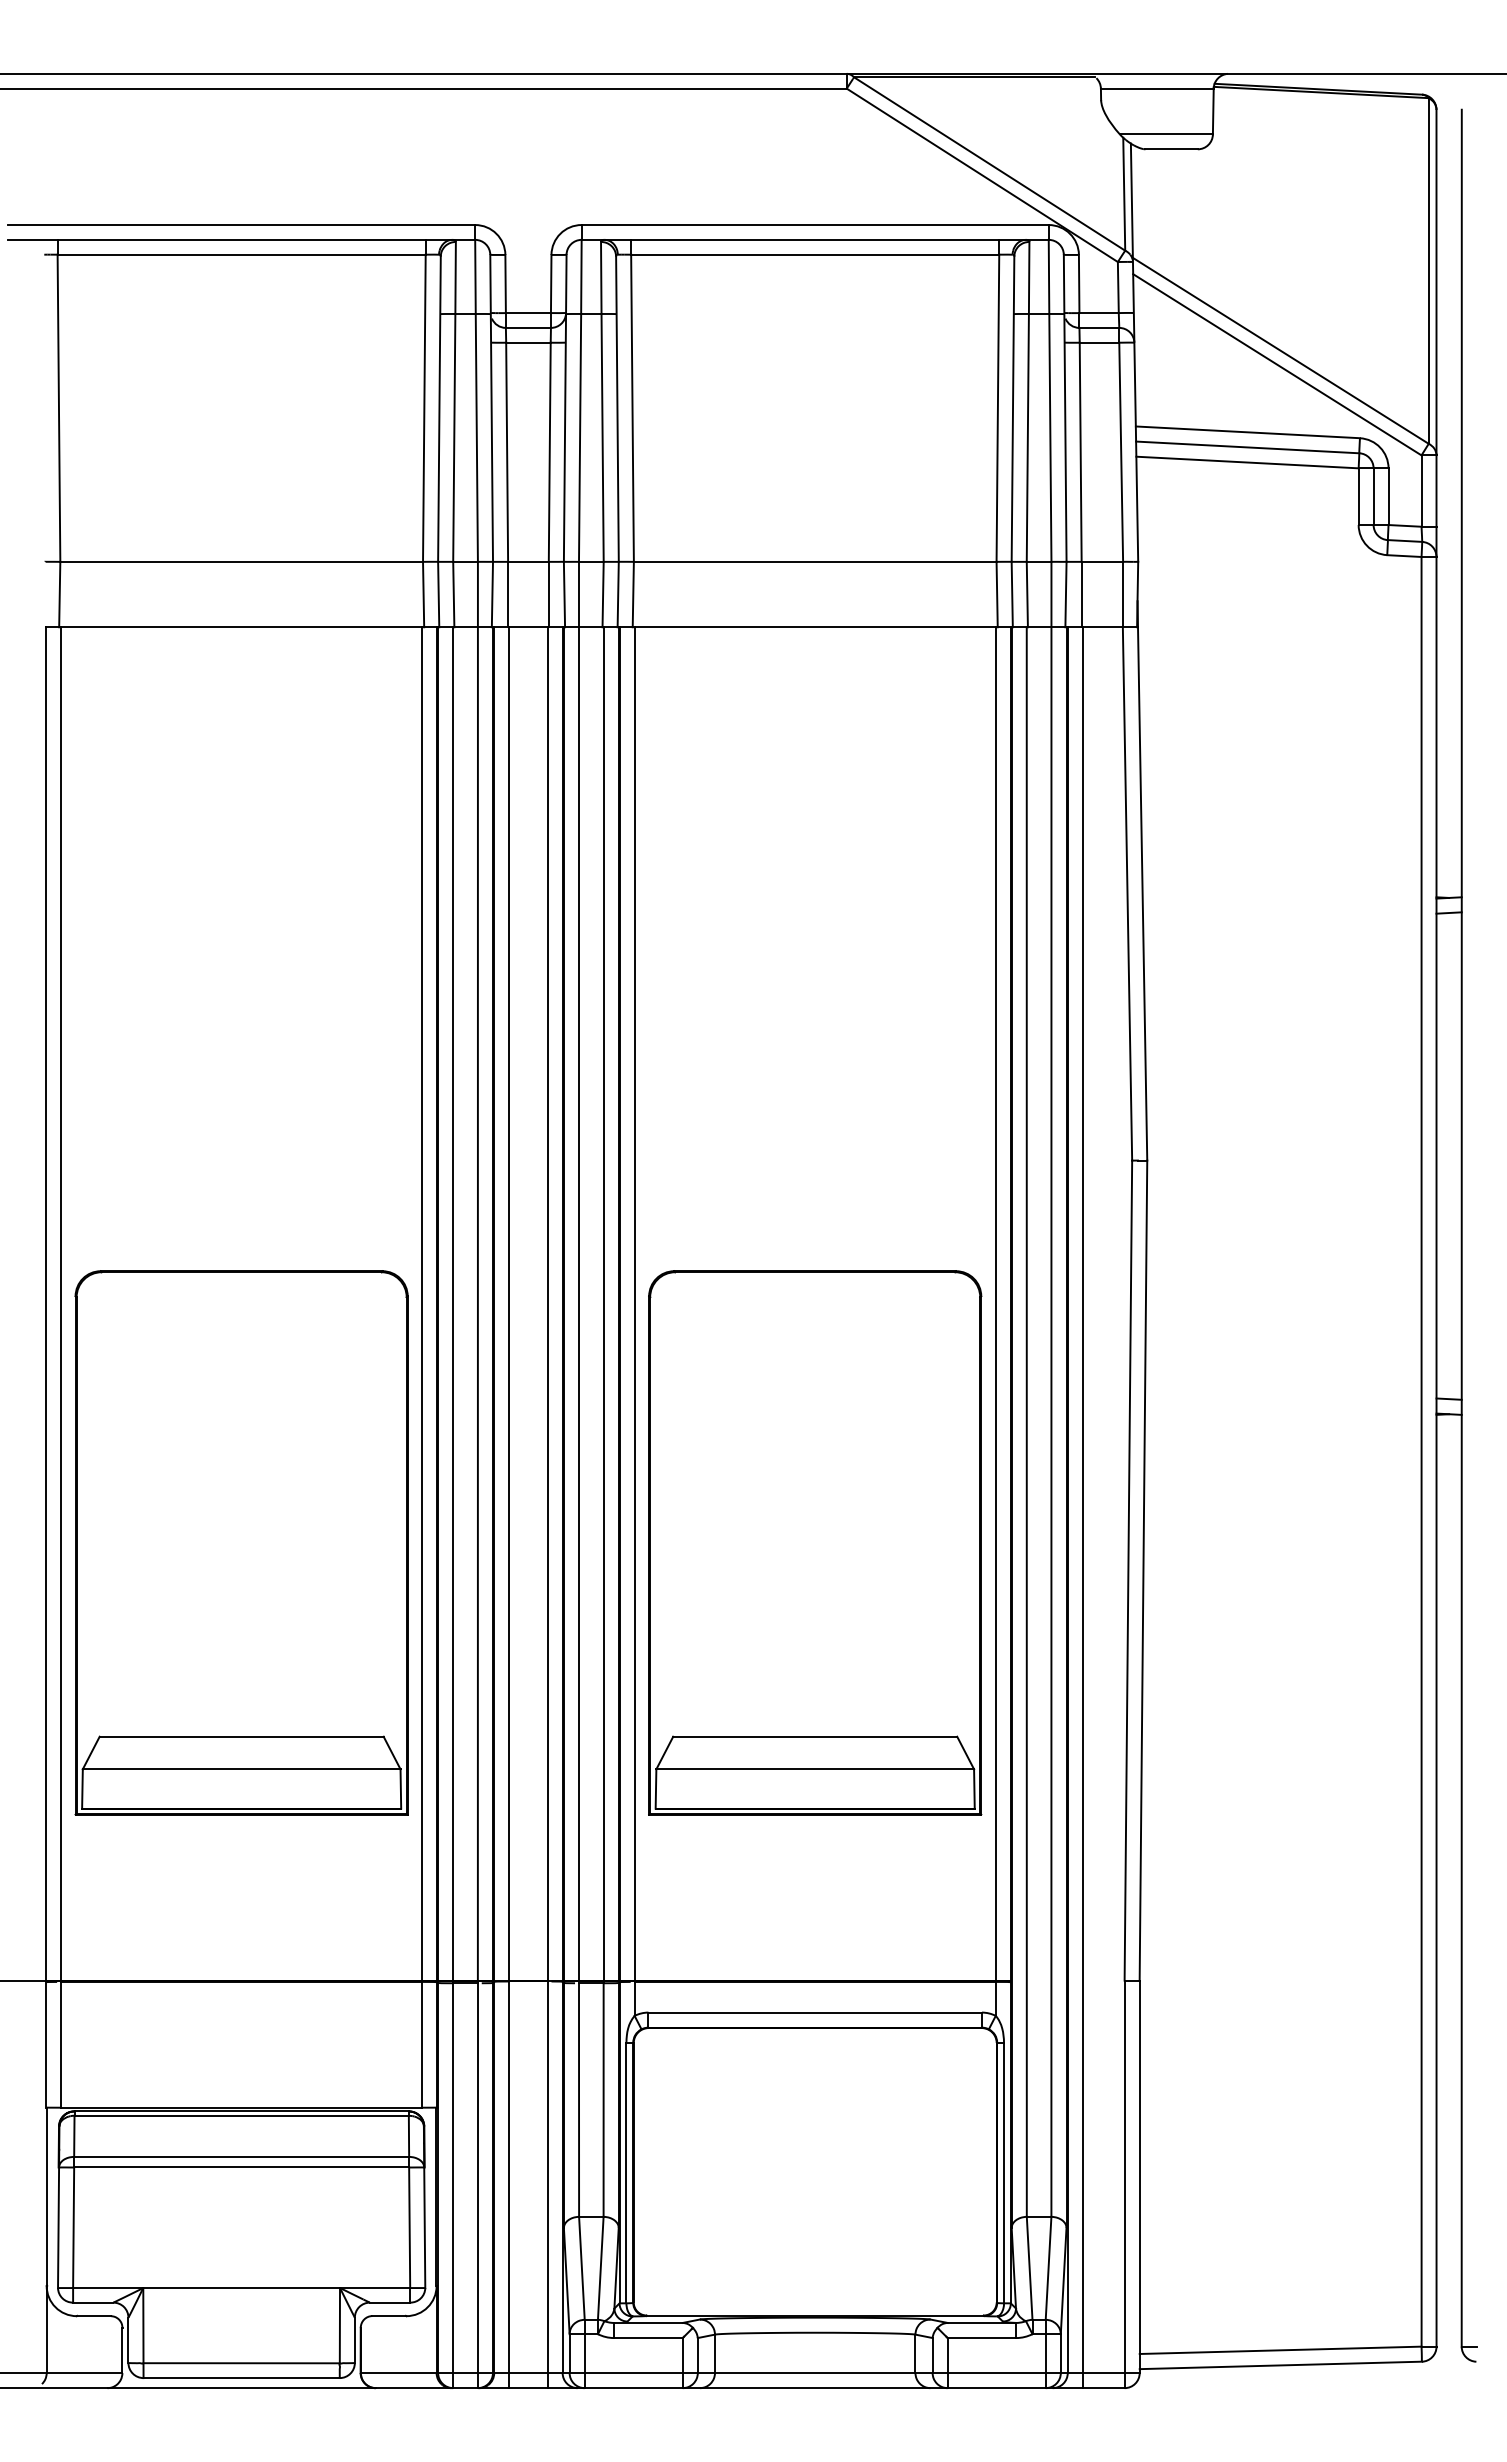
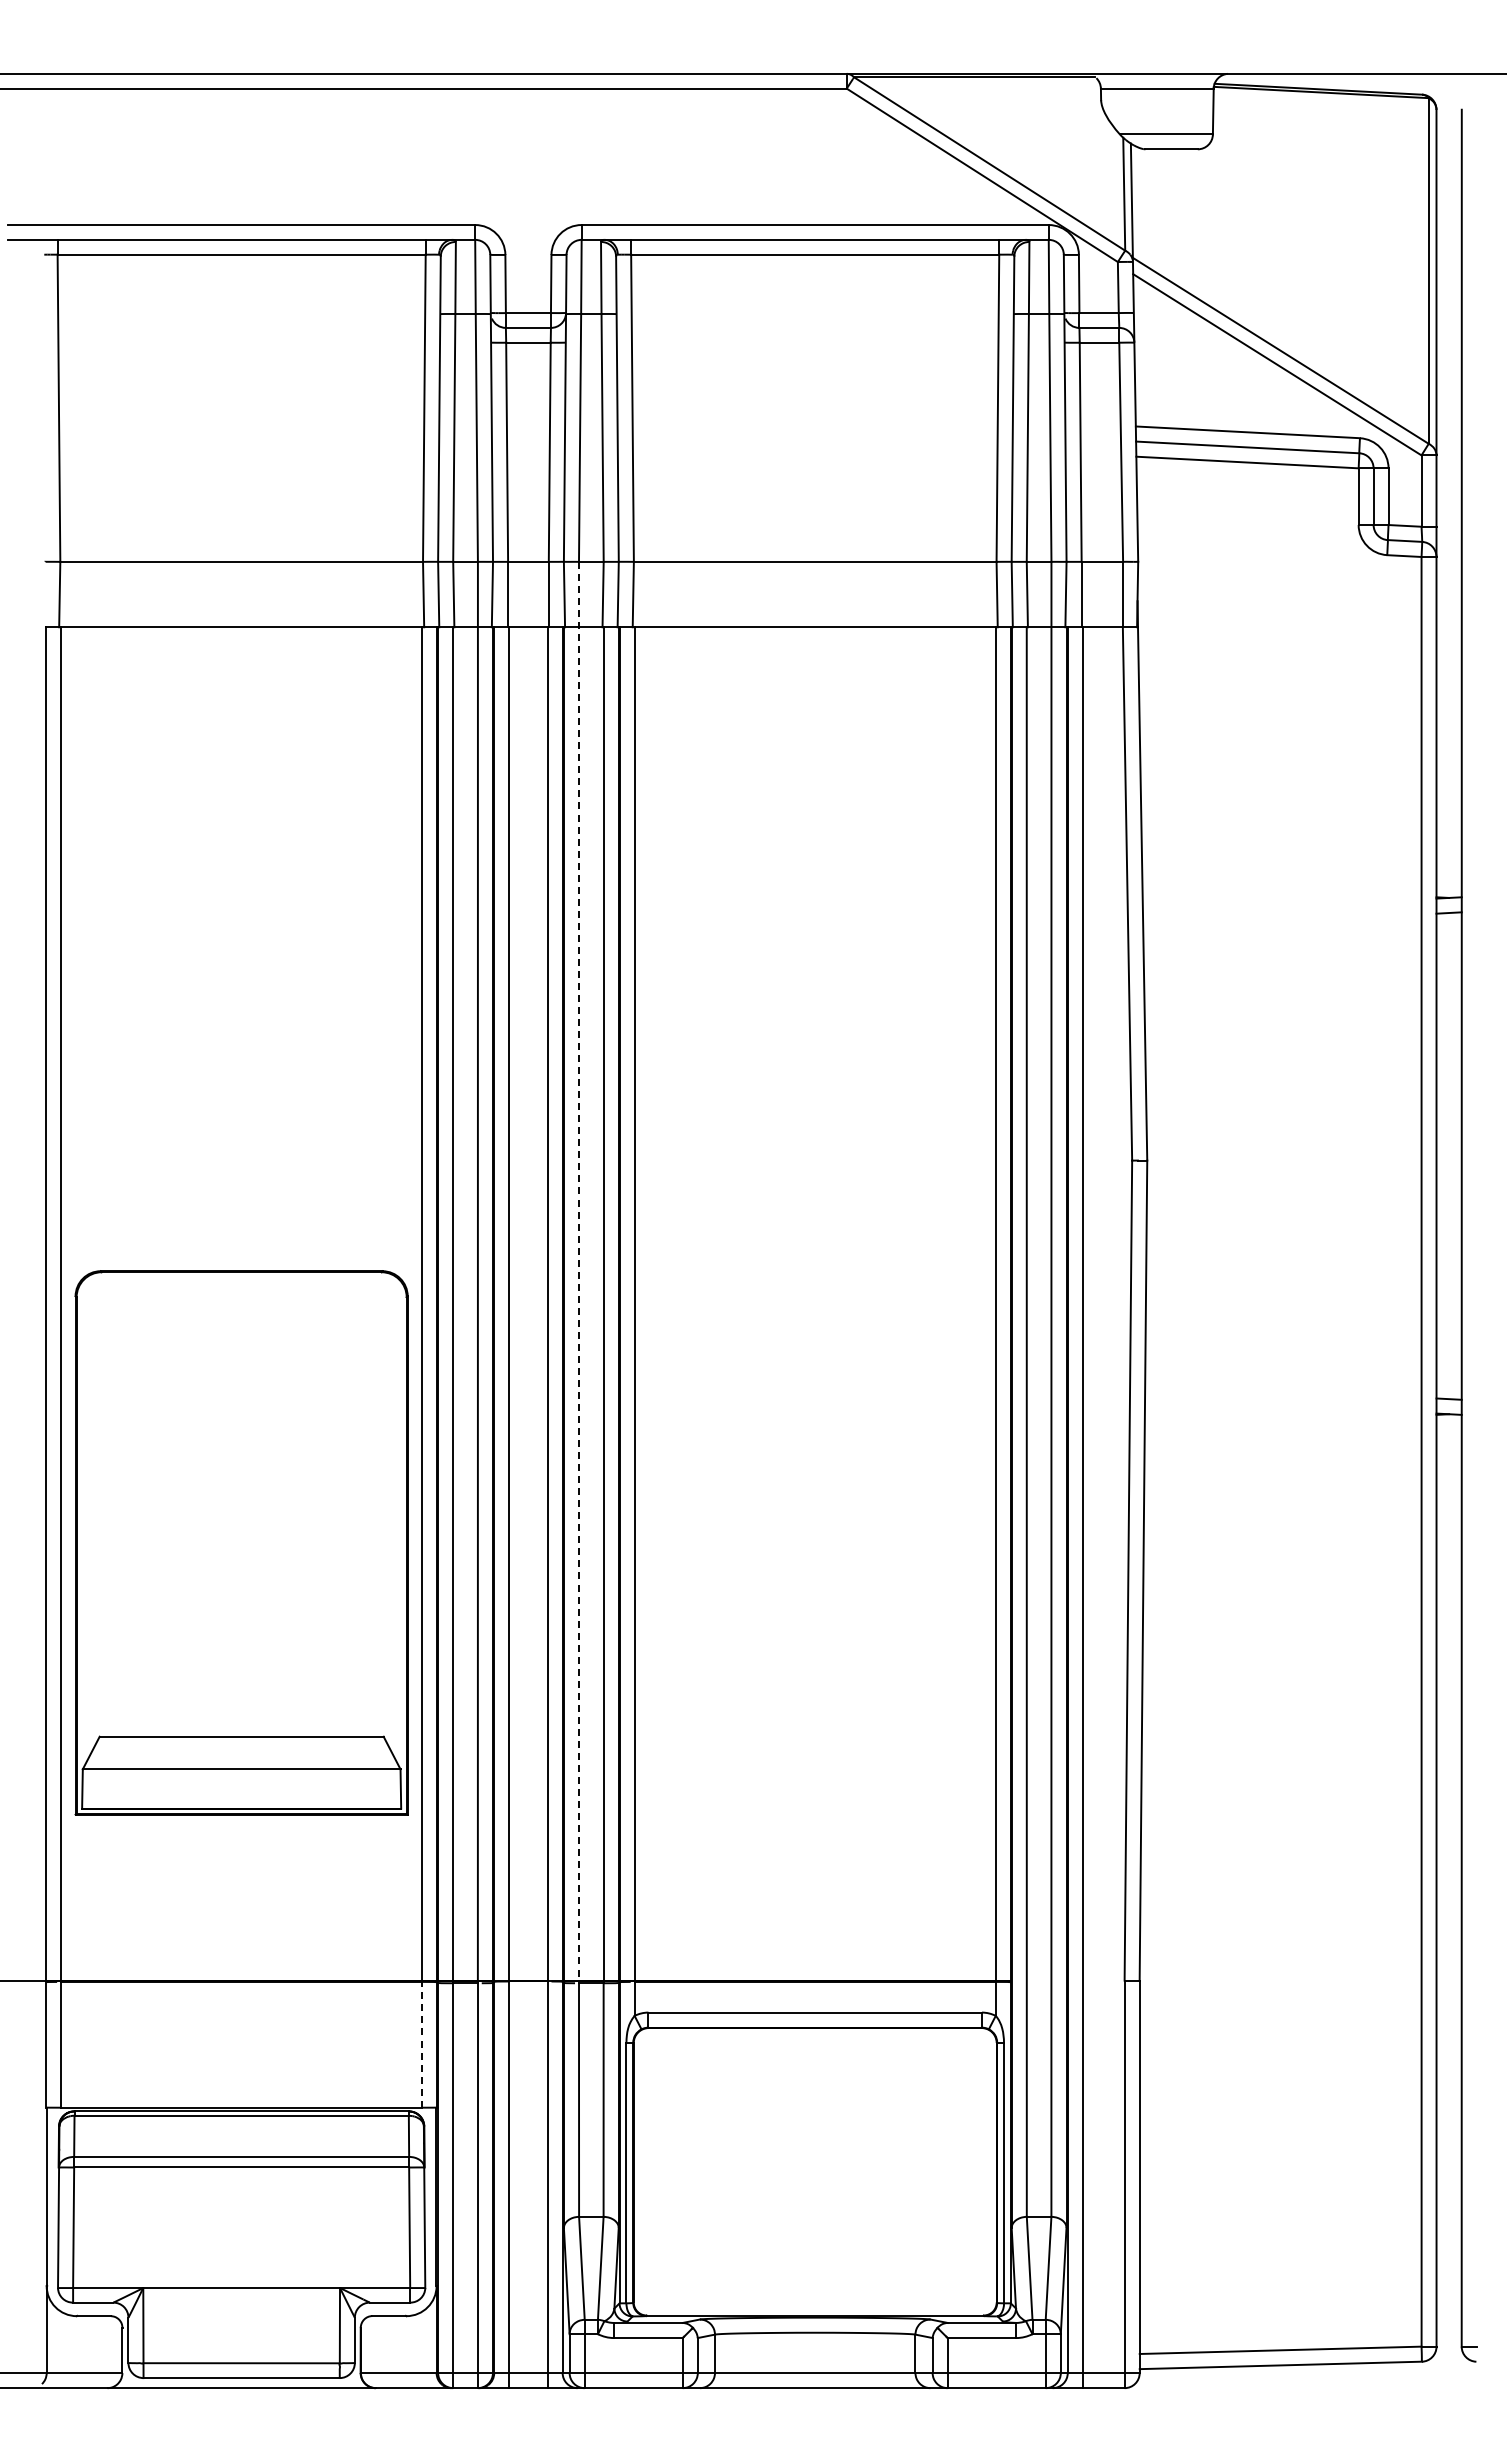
line: solid -> dashed (578, 1271)
part: present -> none (815, 1542)
line: solid -> dashed (422, 2044)
